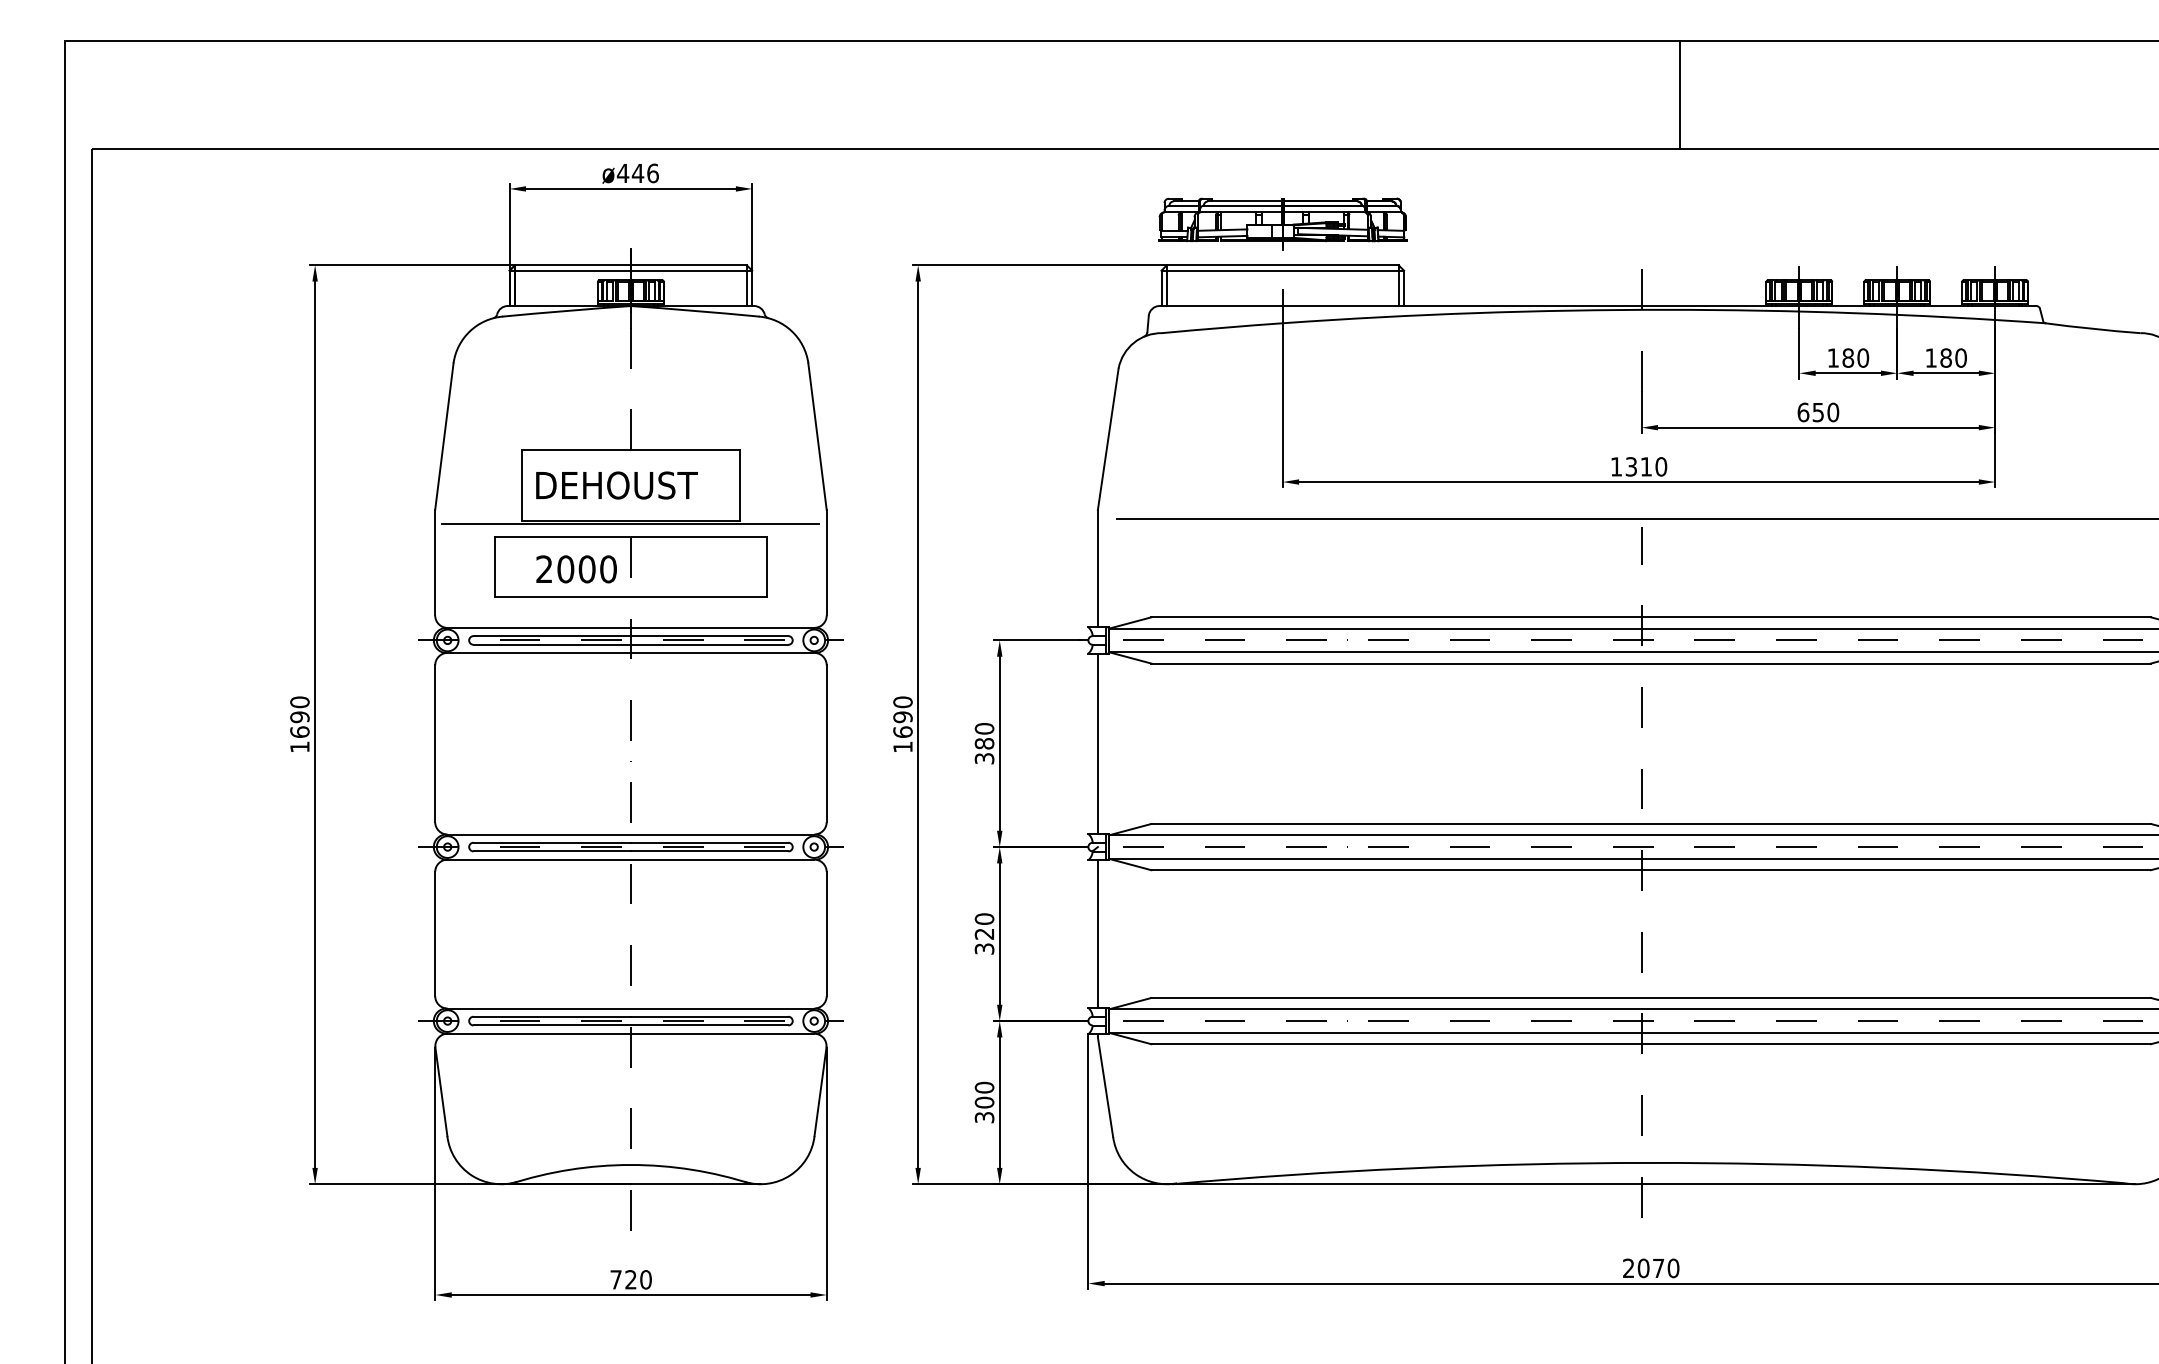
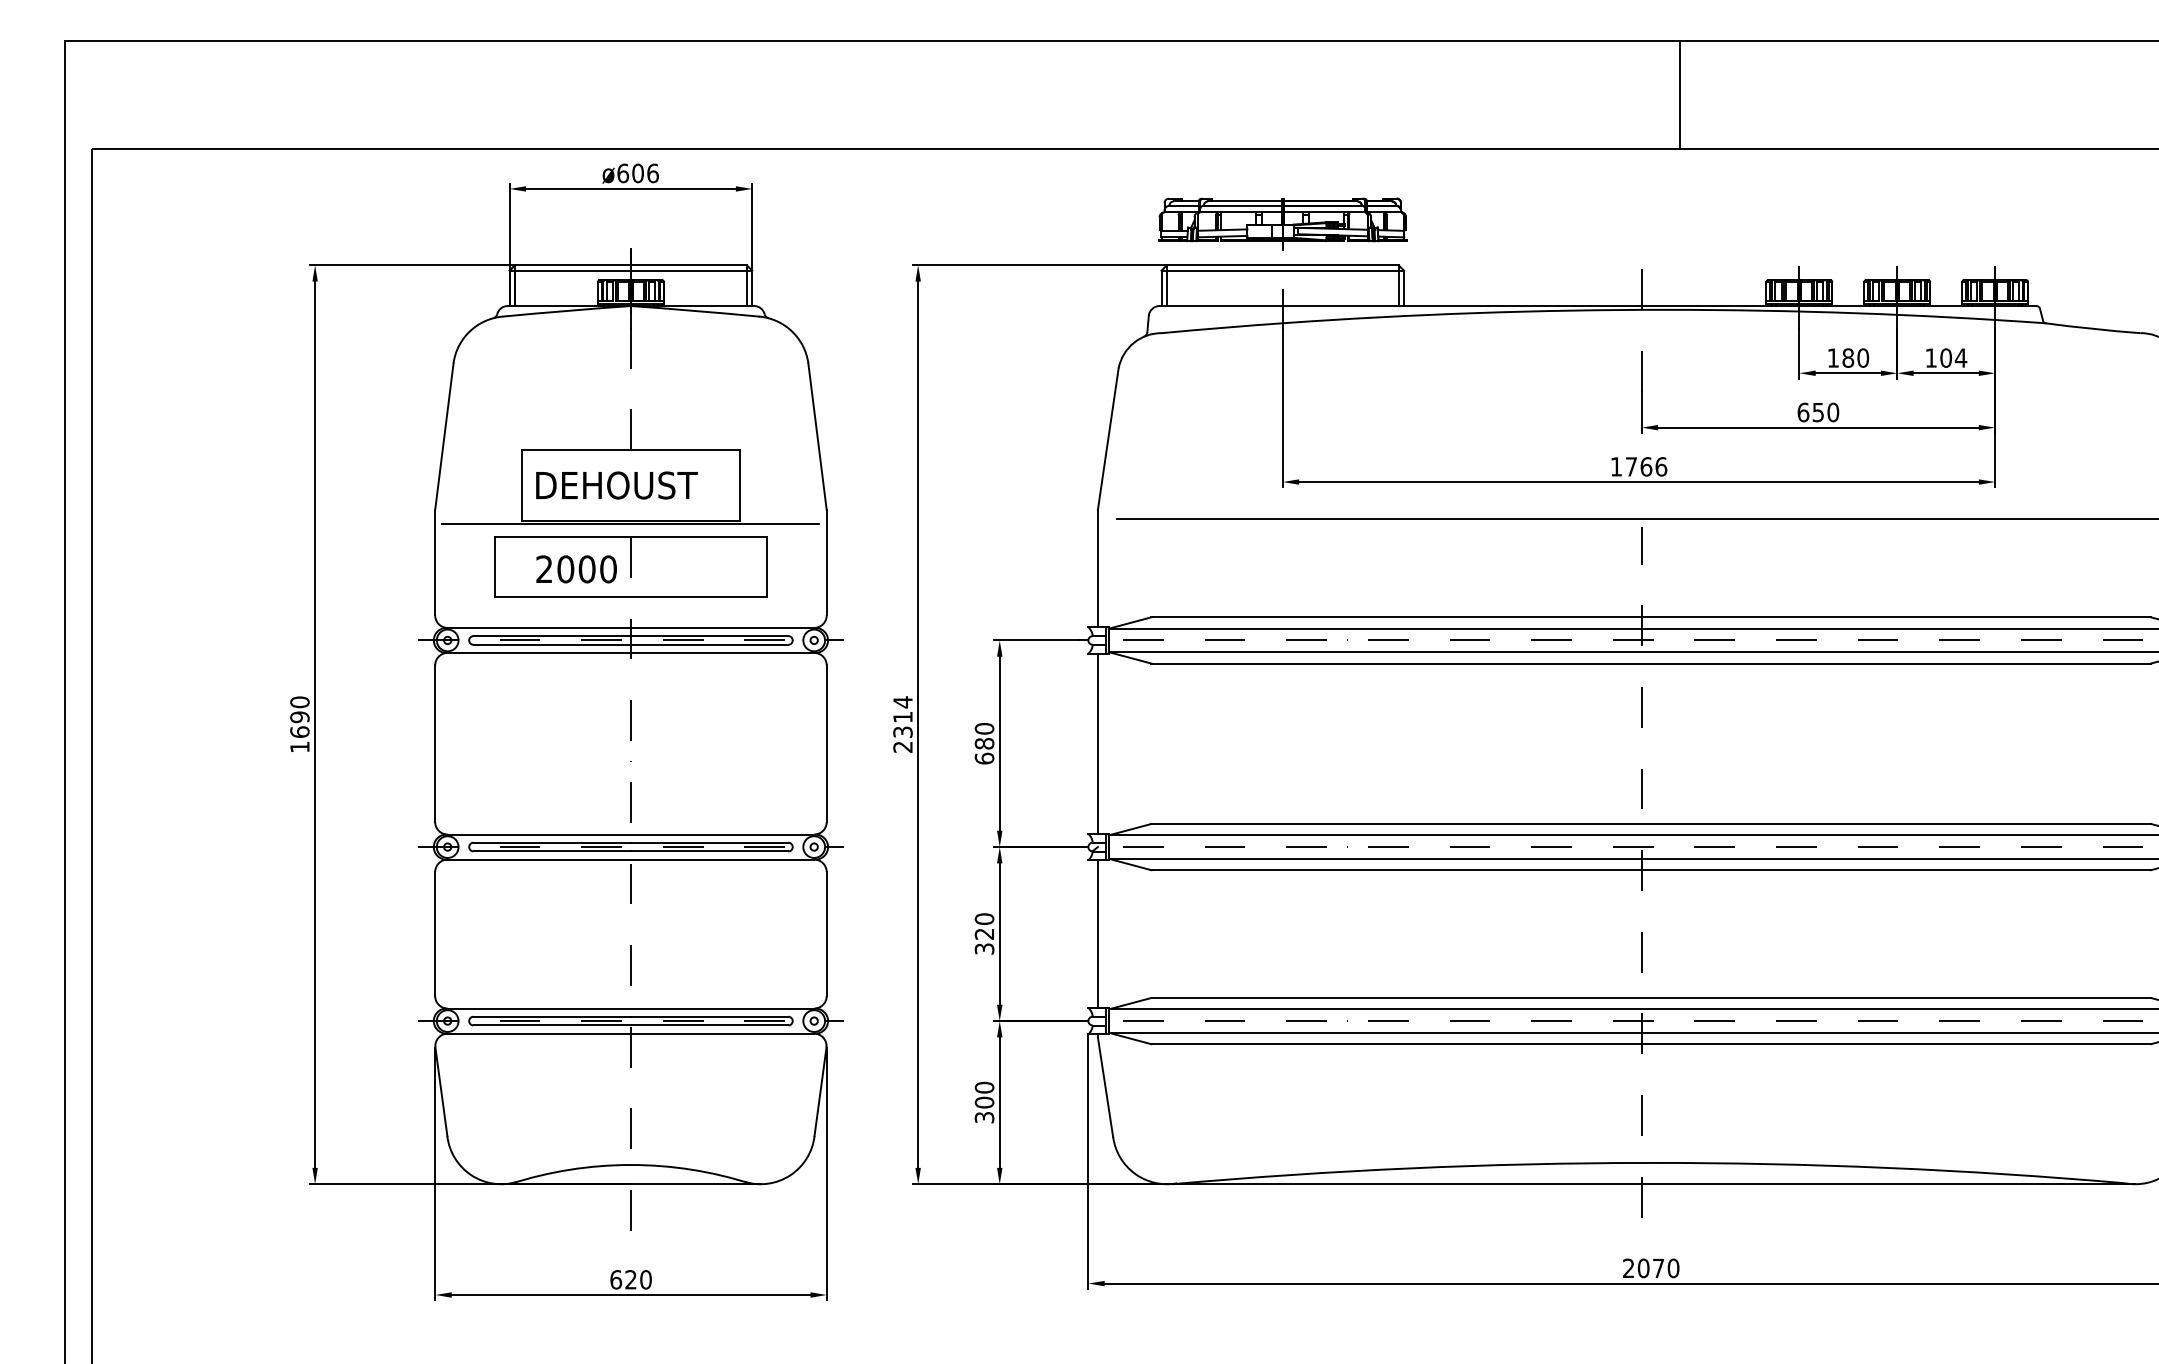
text: ø446 -> ø606 (630, 173)
text: 180 -> 104 (1953, 357)
text: 1310 -> 1766 (1646, 466)
text: 1690 -> 2314 (902, 724)
text: 380 -> 680 (984, 758)
text: 720 -> 620 (616, 1279)
